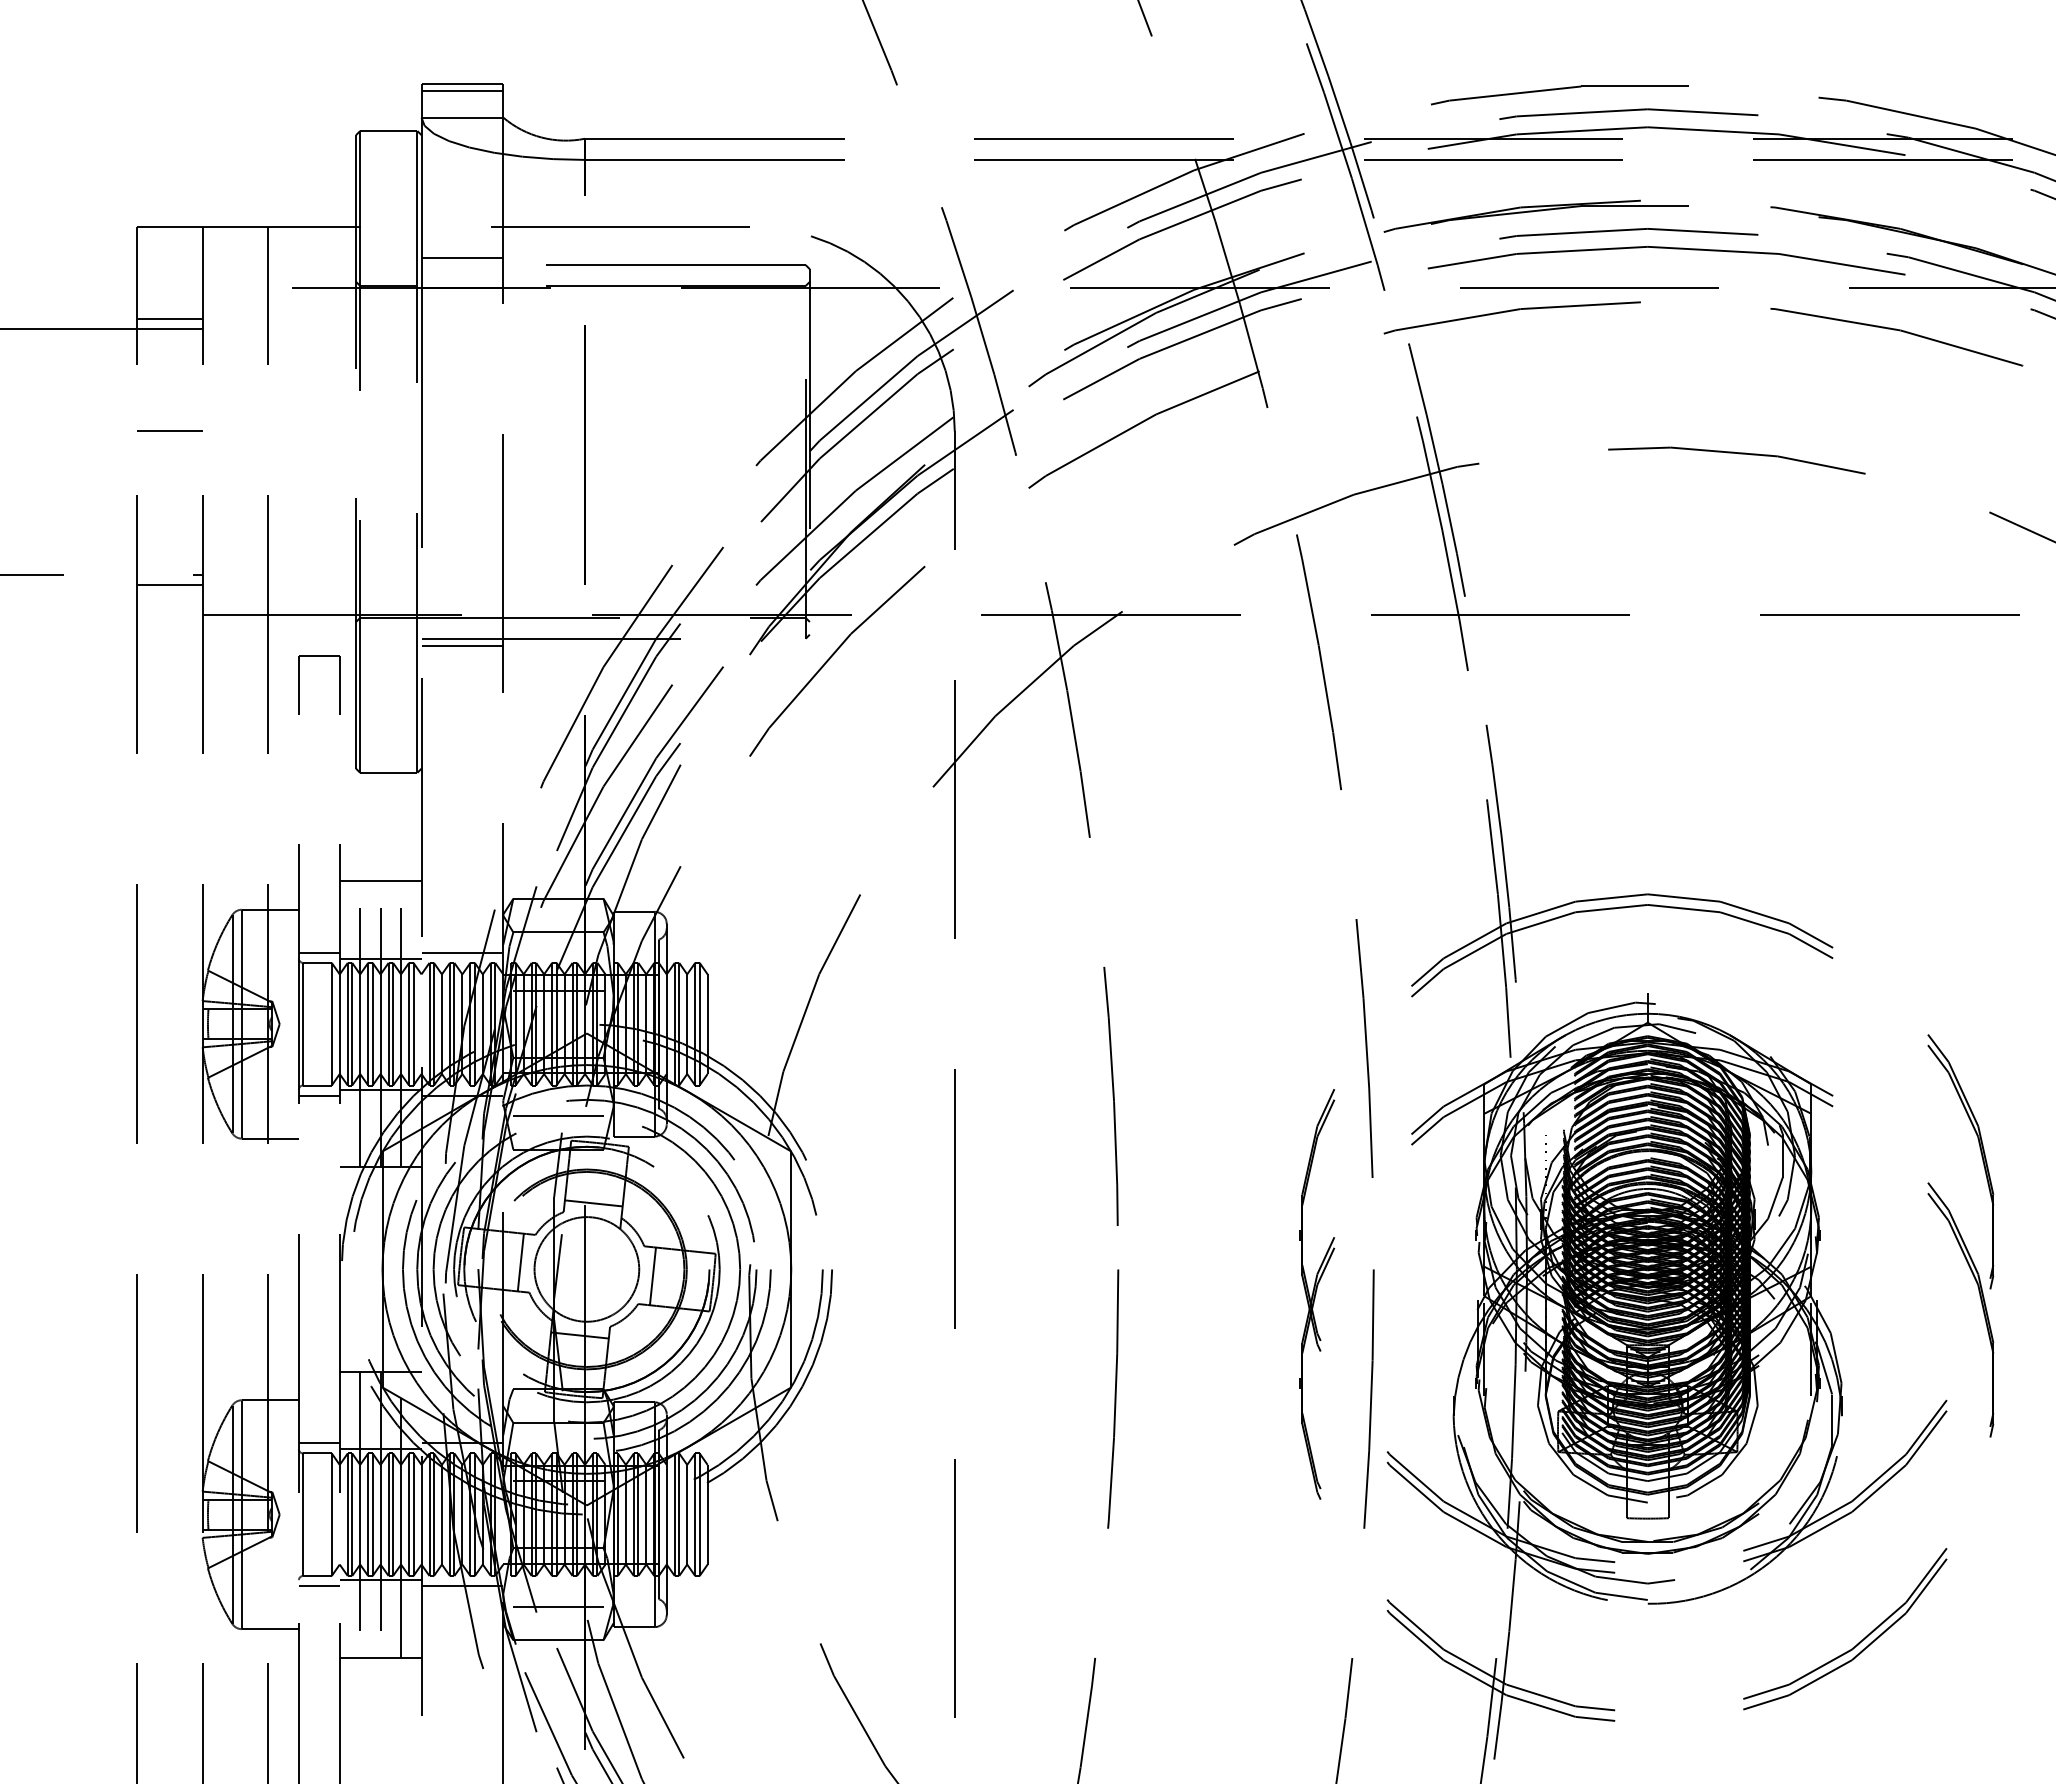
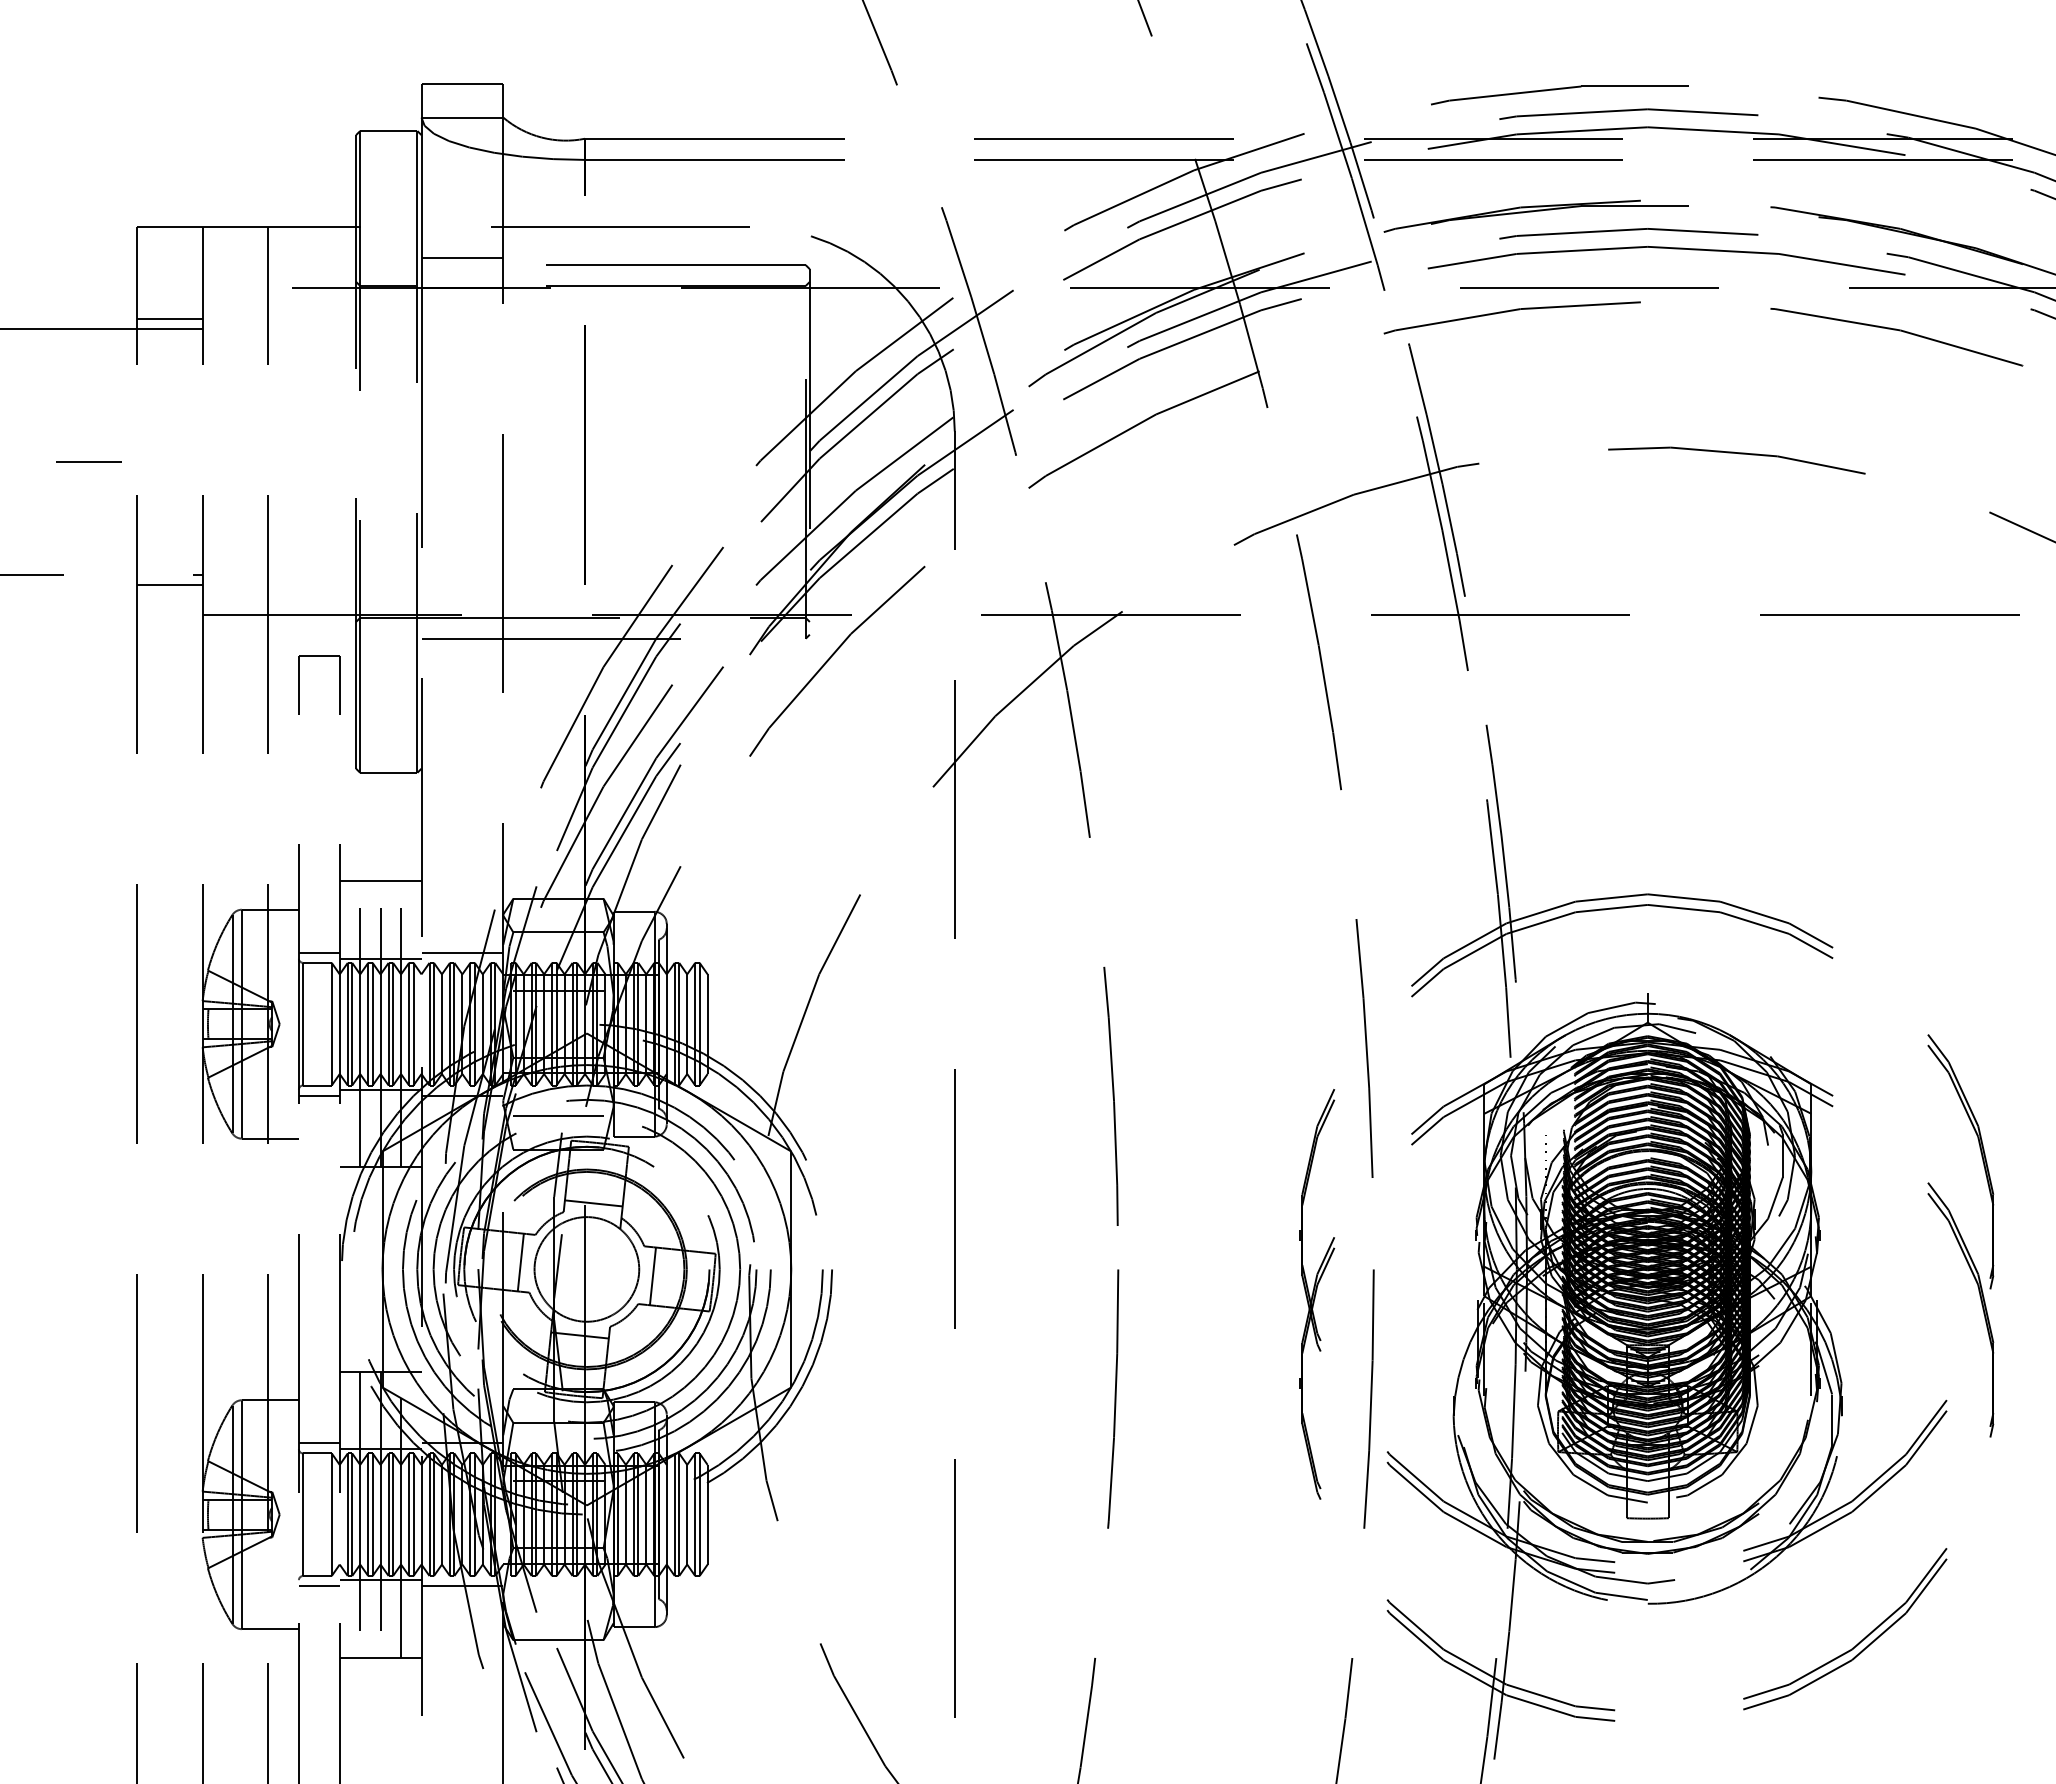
line: present -> none (462, 91)
line position: (169, 430) -> (88, 461) (88, 461)
line: present -> none (462, 646)
line: present -> none (558, 1606)
